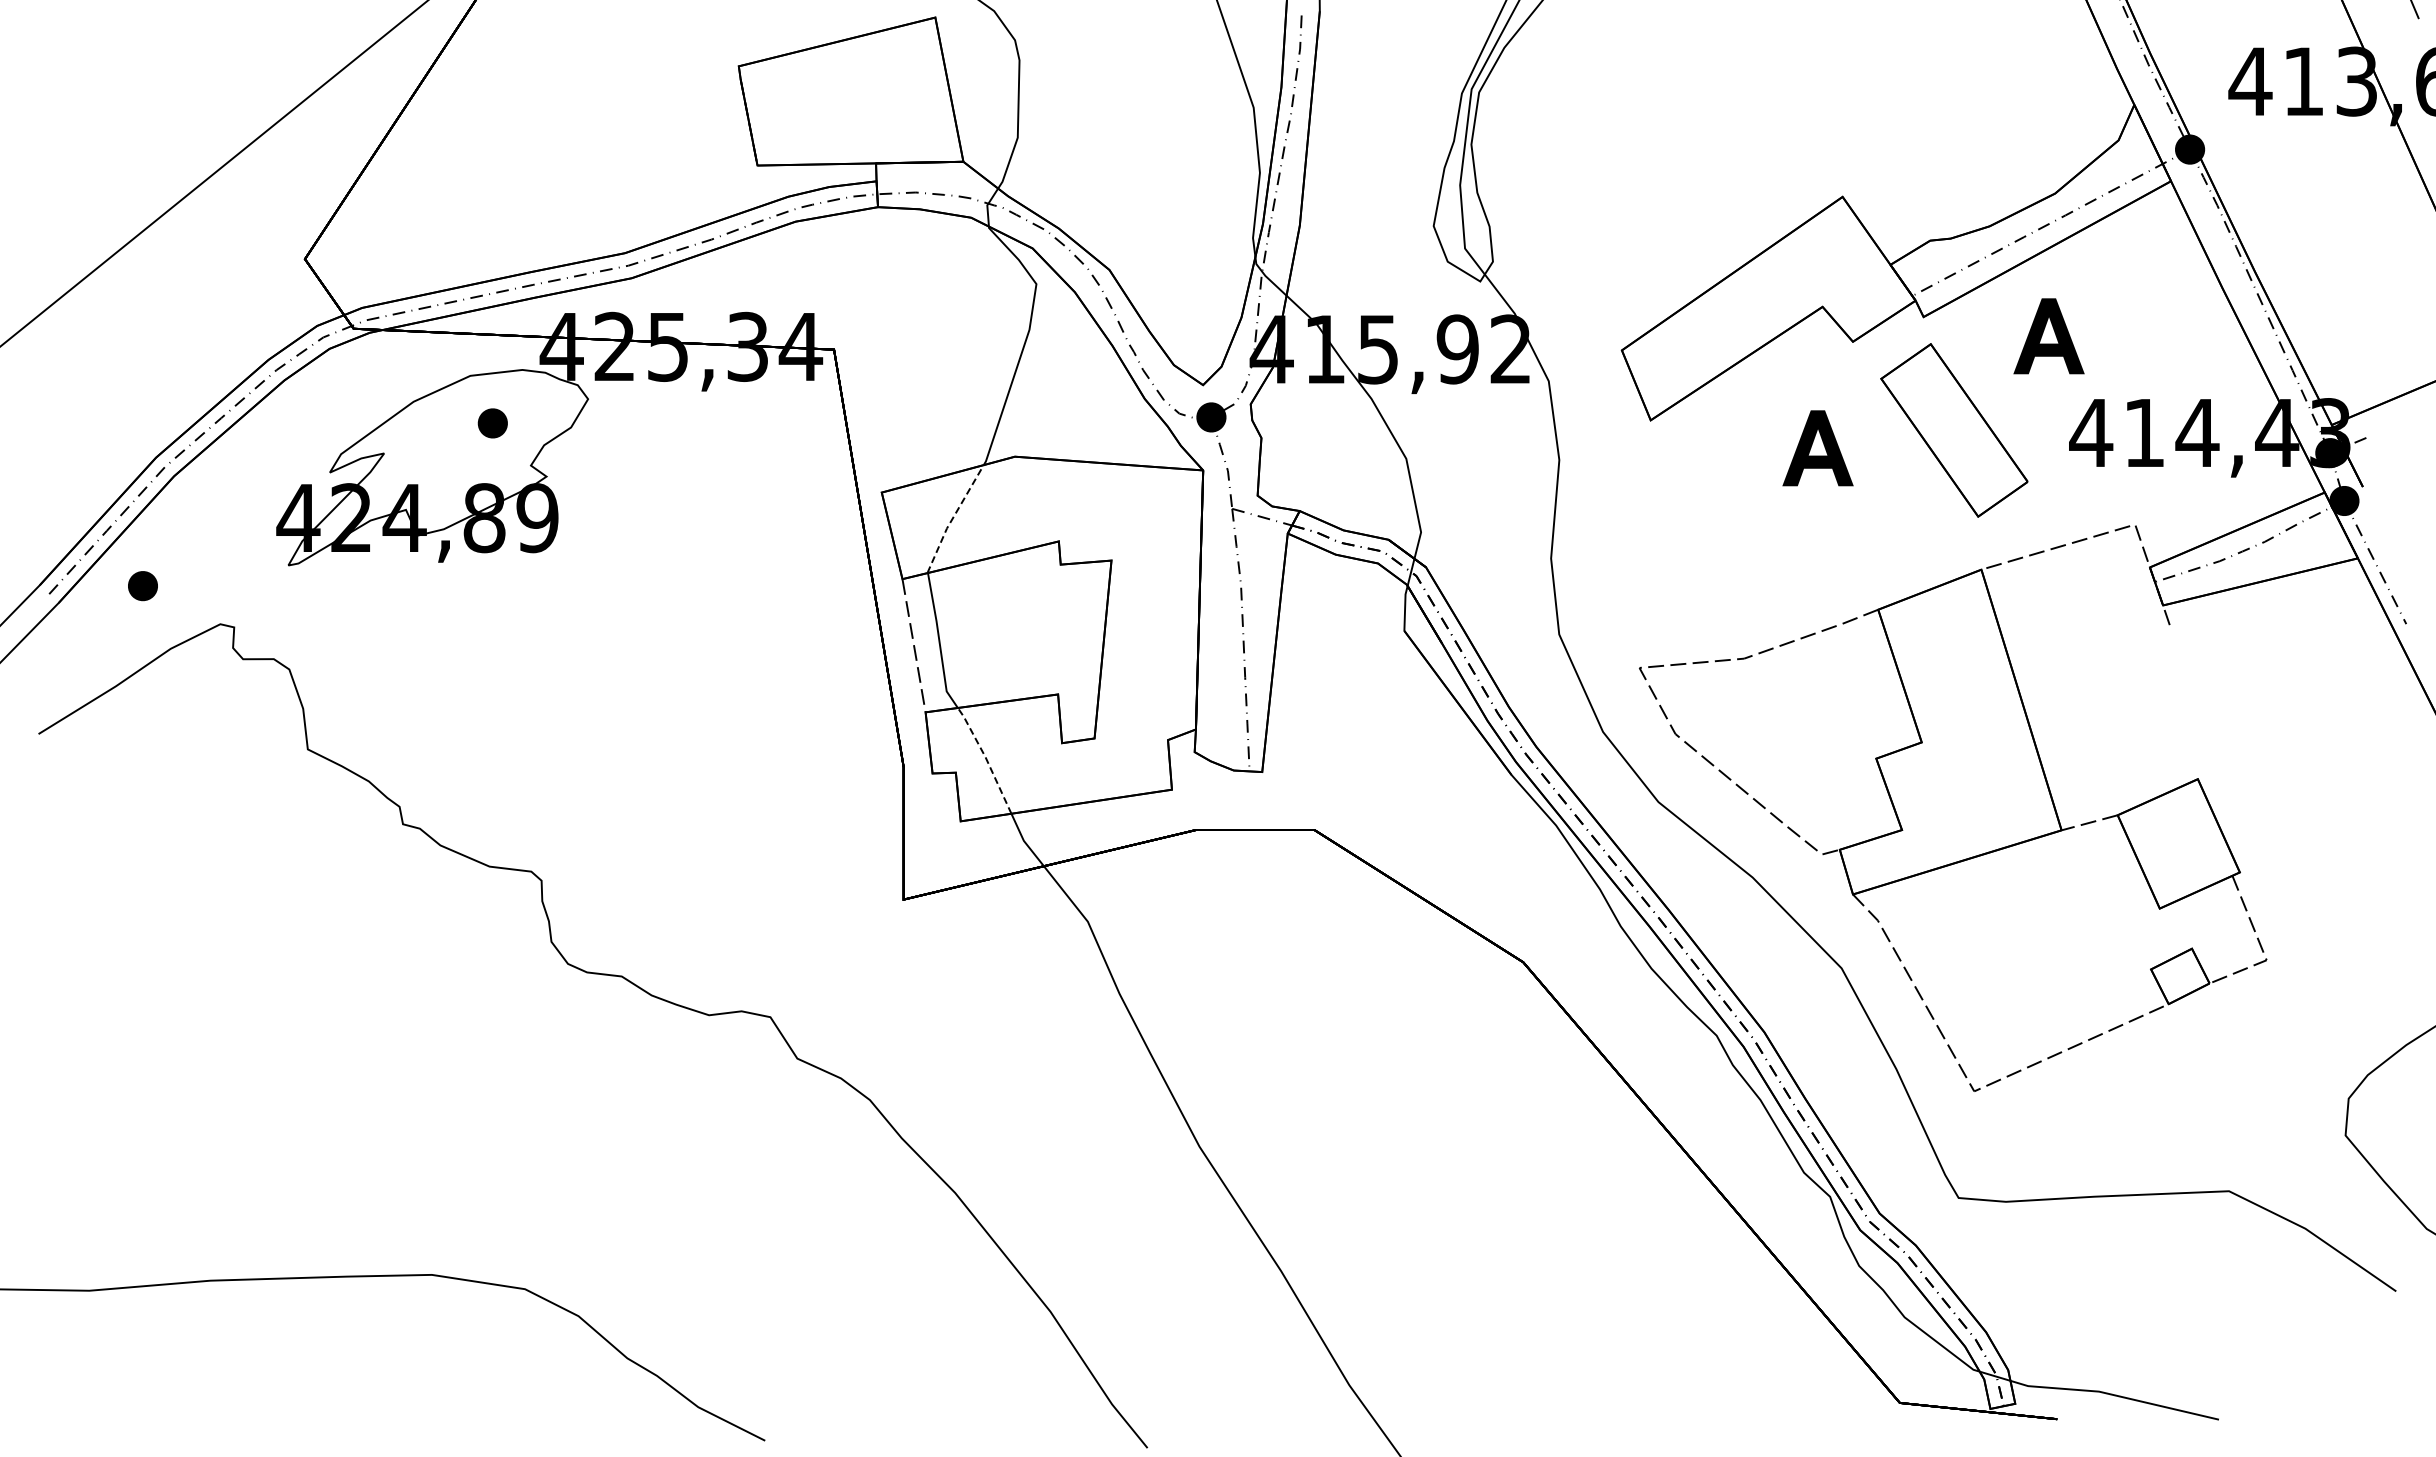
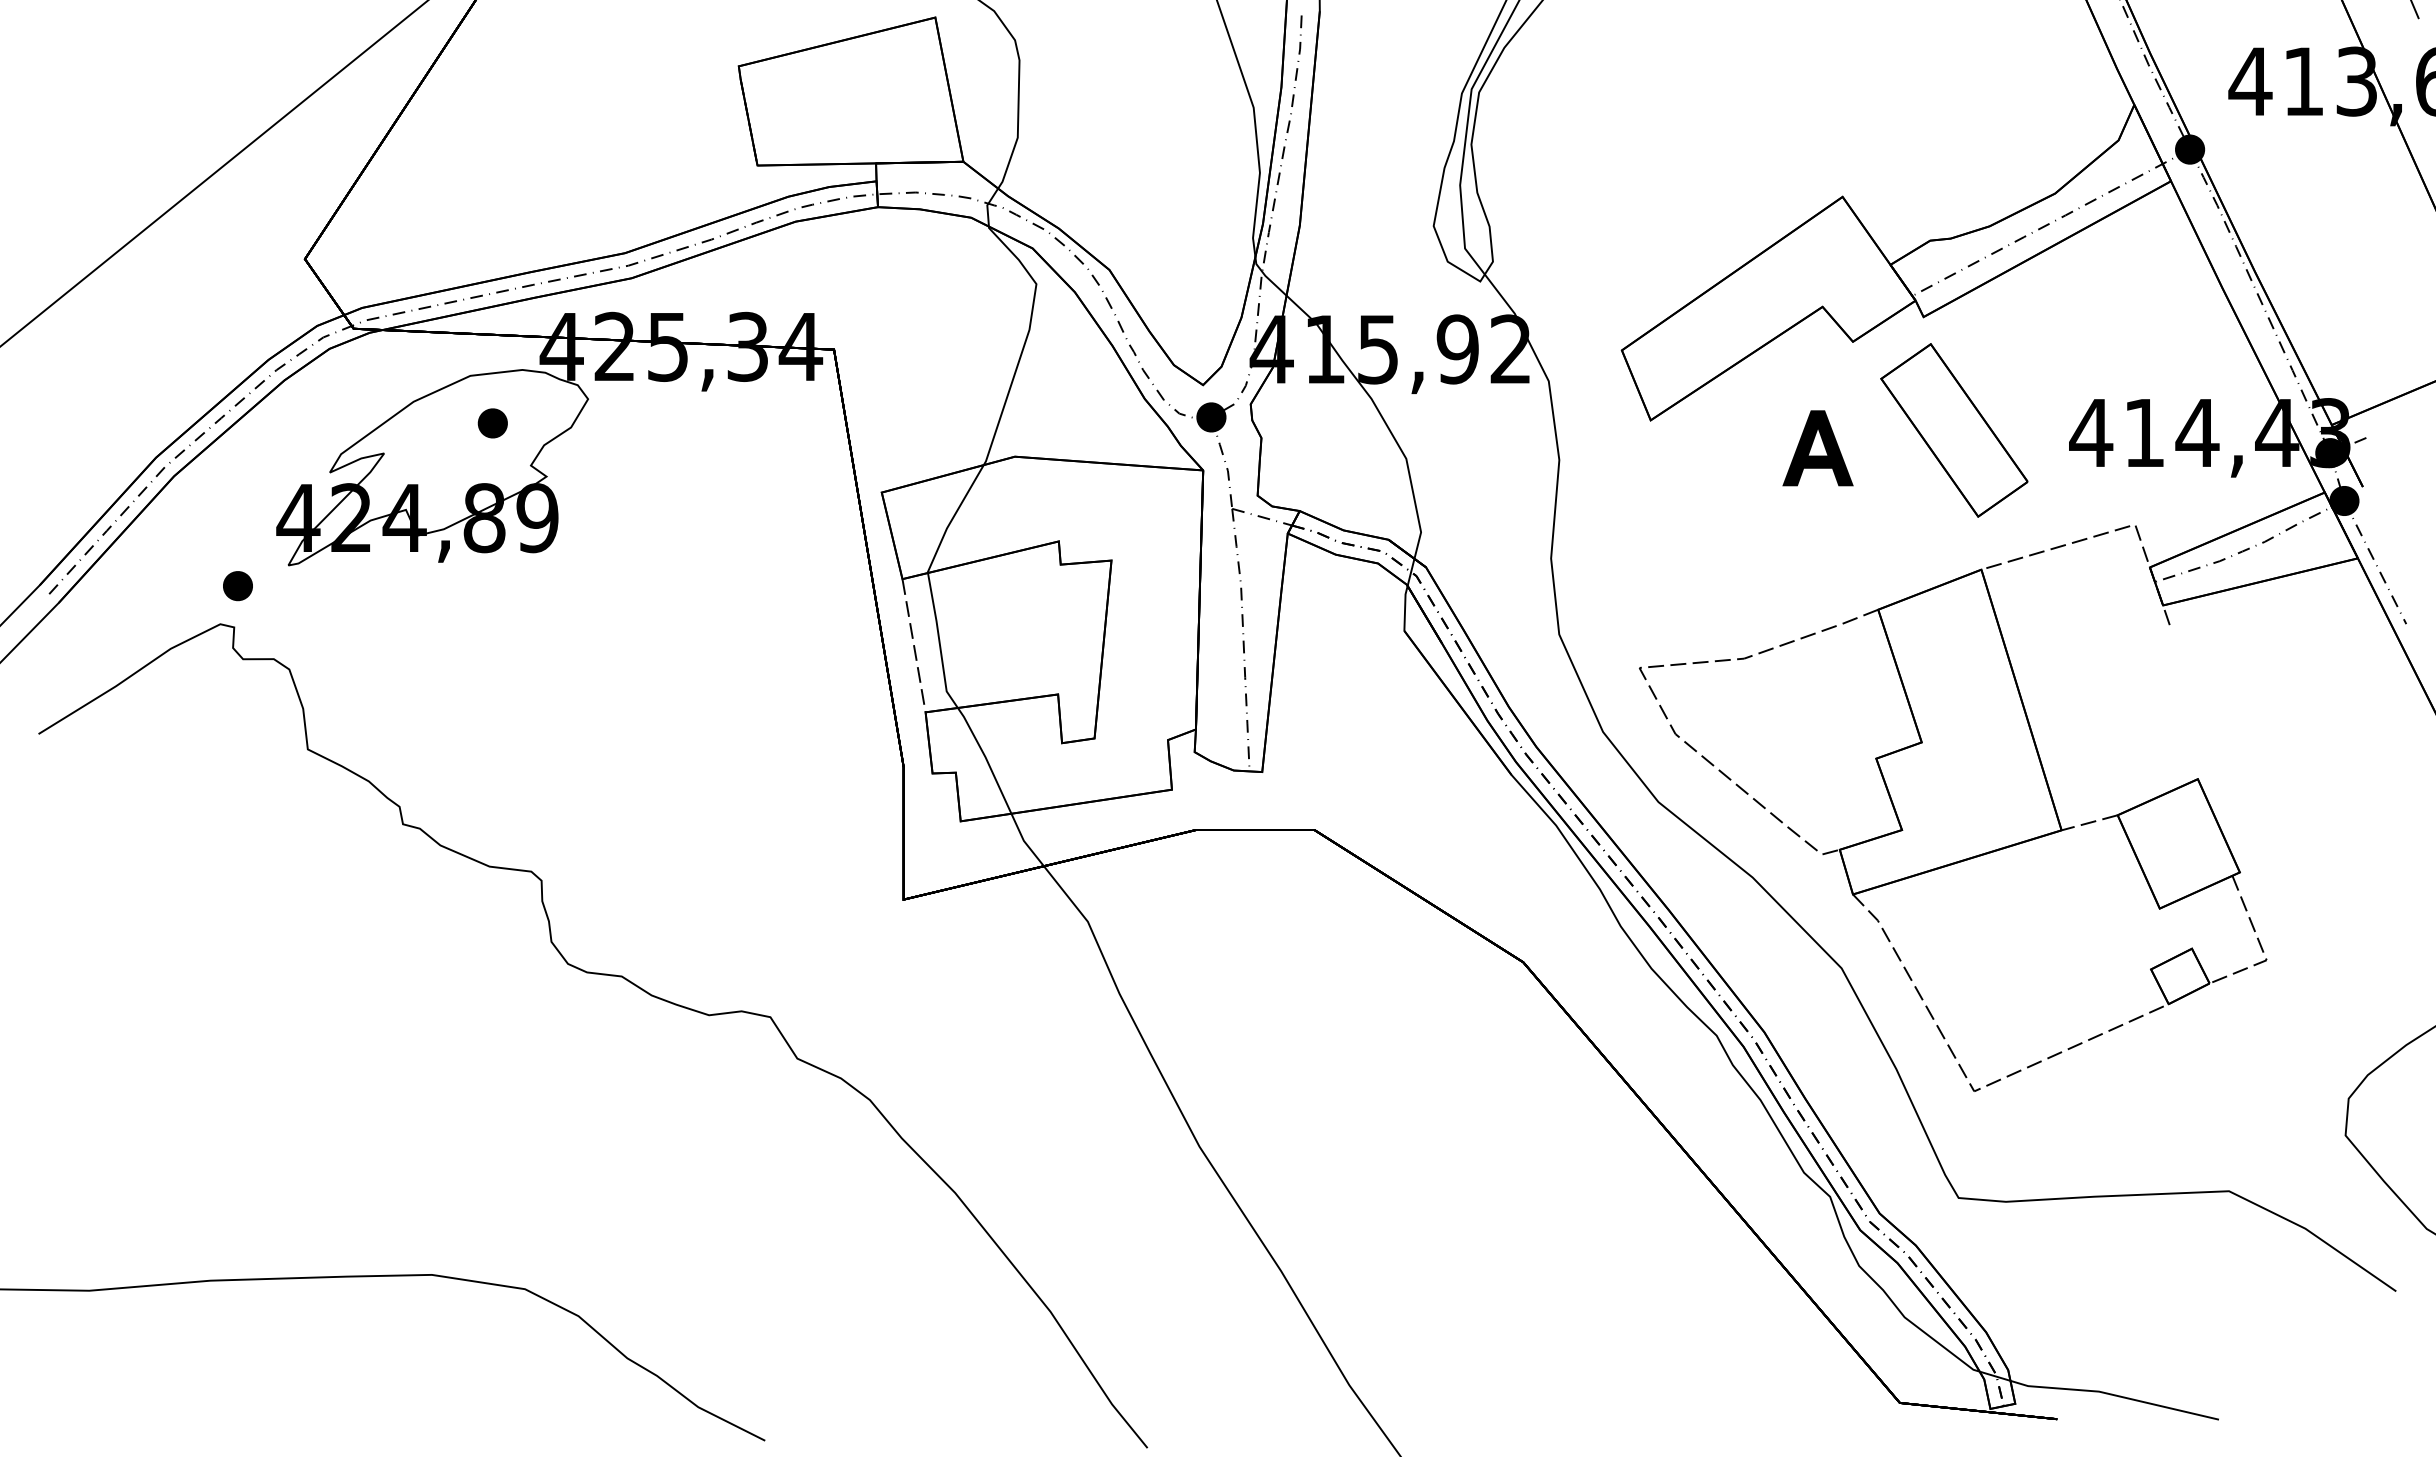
part: present -> none (2048, 336)
line: dashed -> solid (952, 518)
part position: (142, 586) -> (237, 586) (237, 586)
line: dashed -> solid (986, 759)
